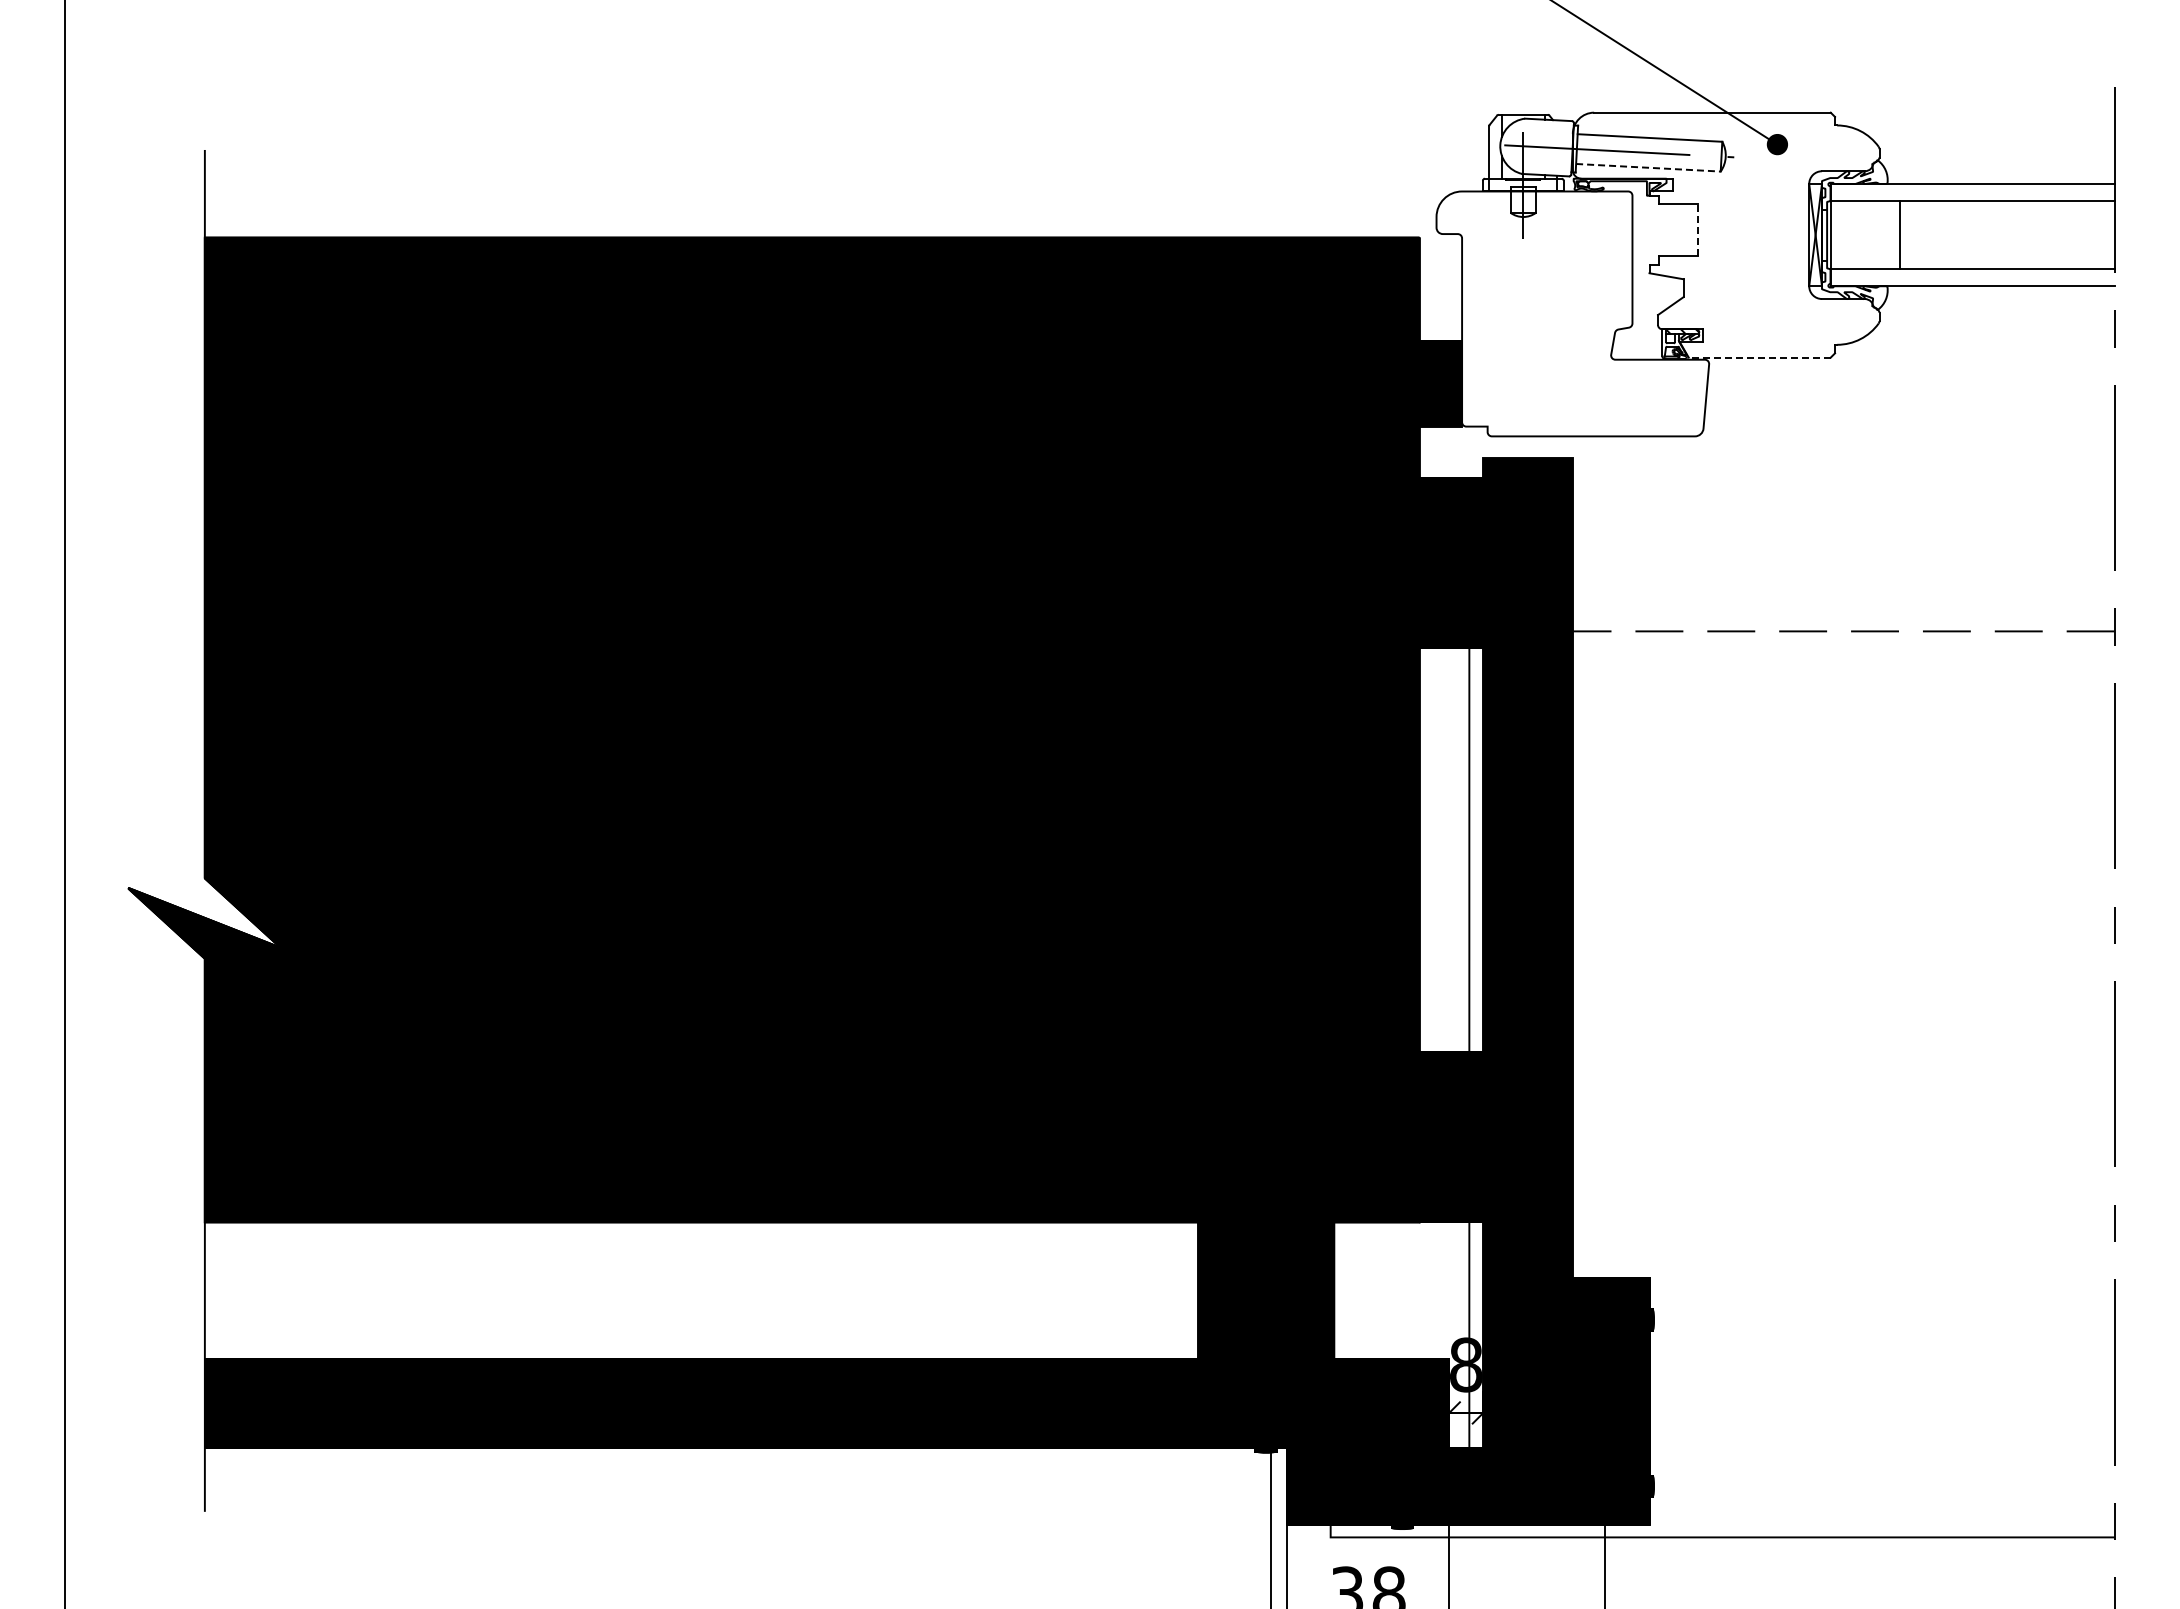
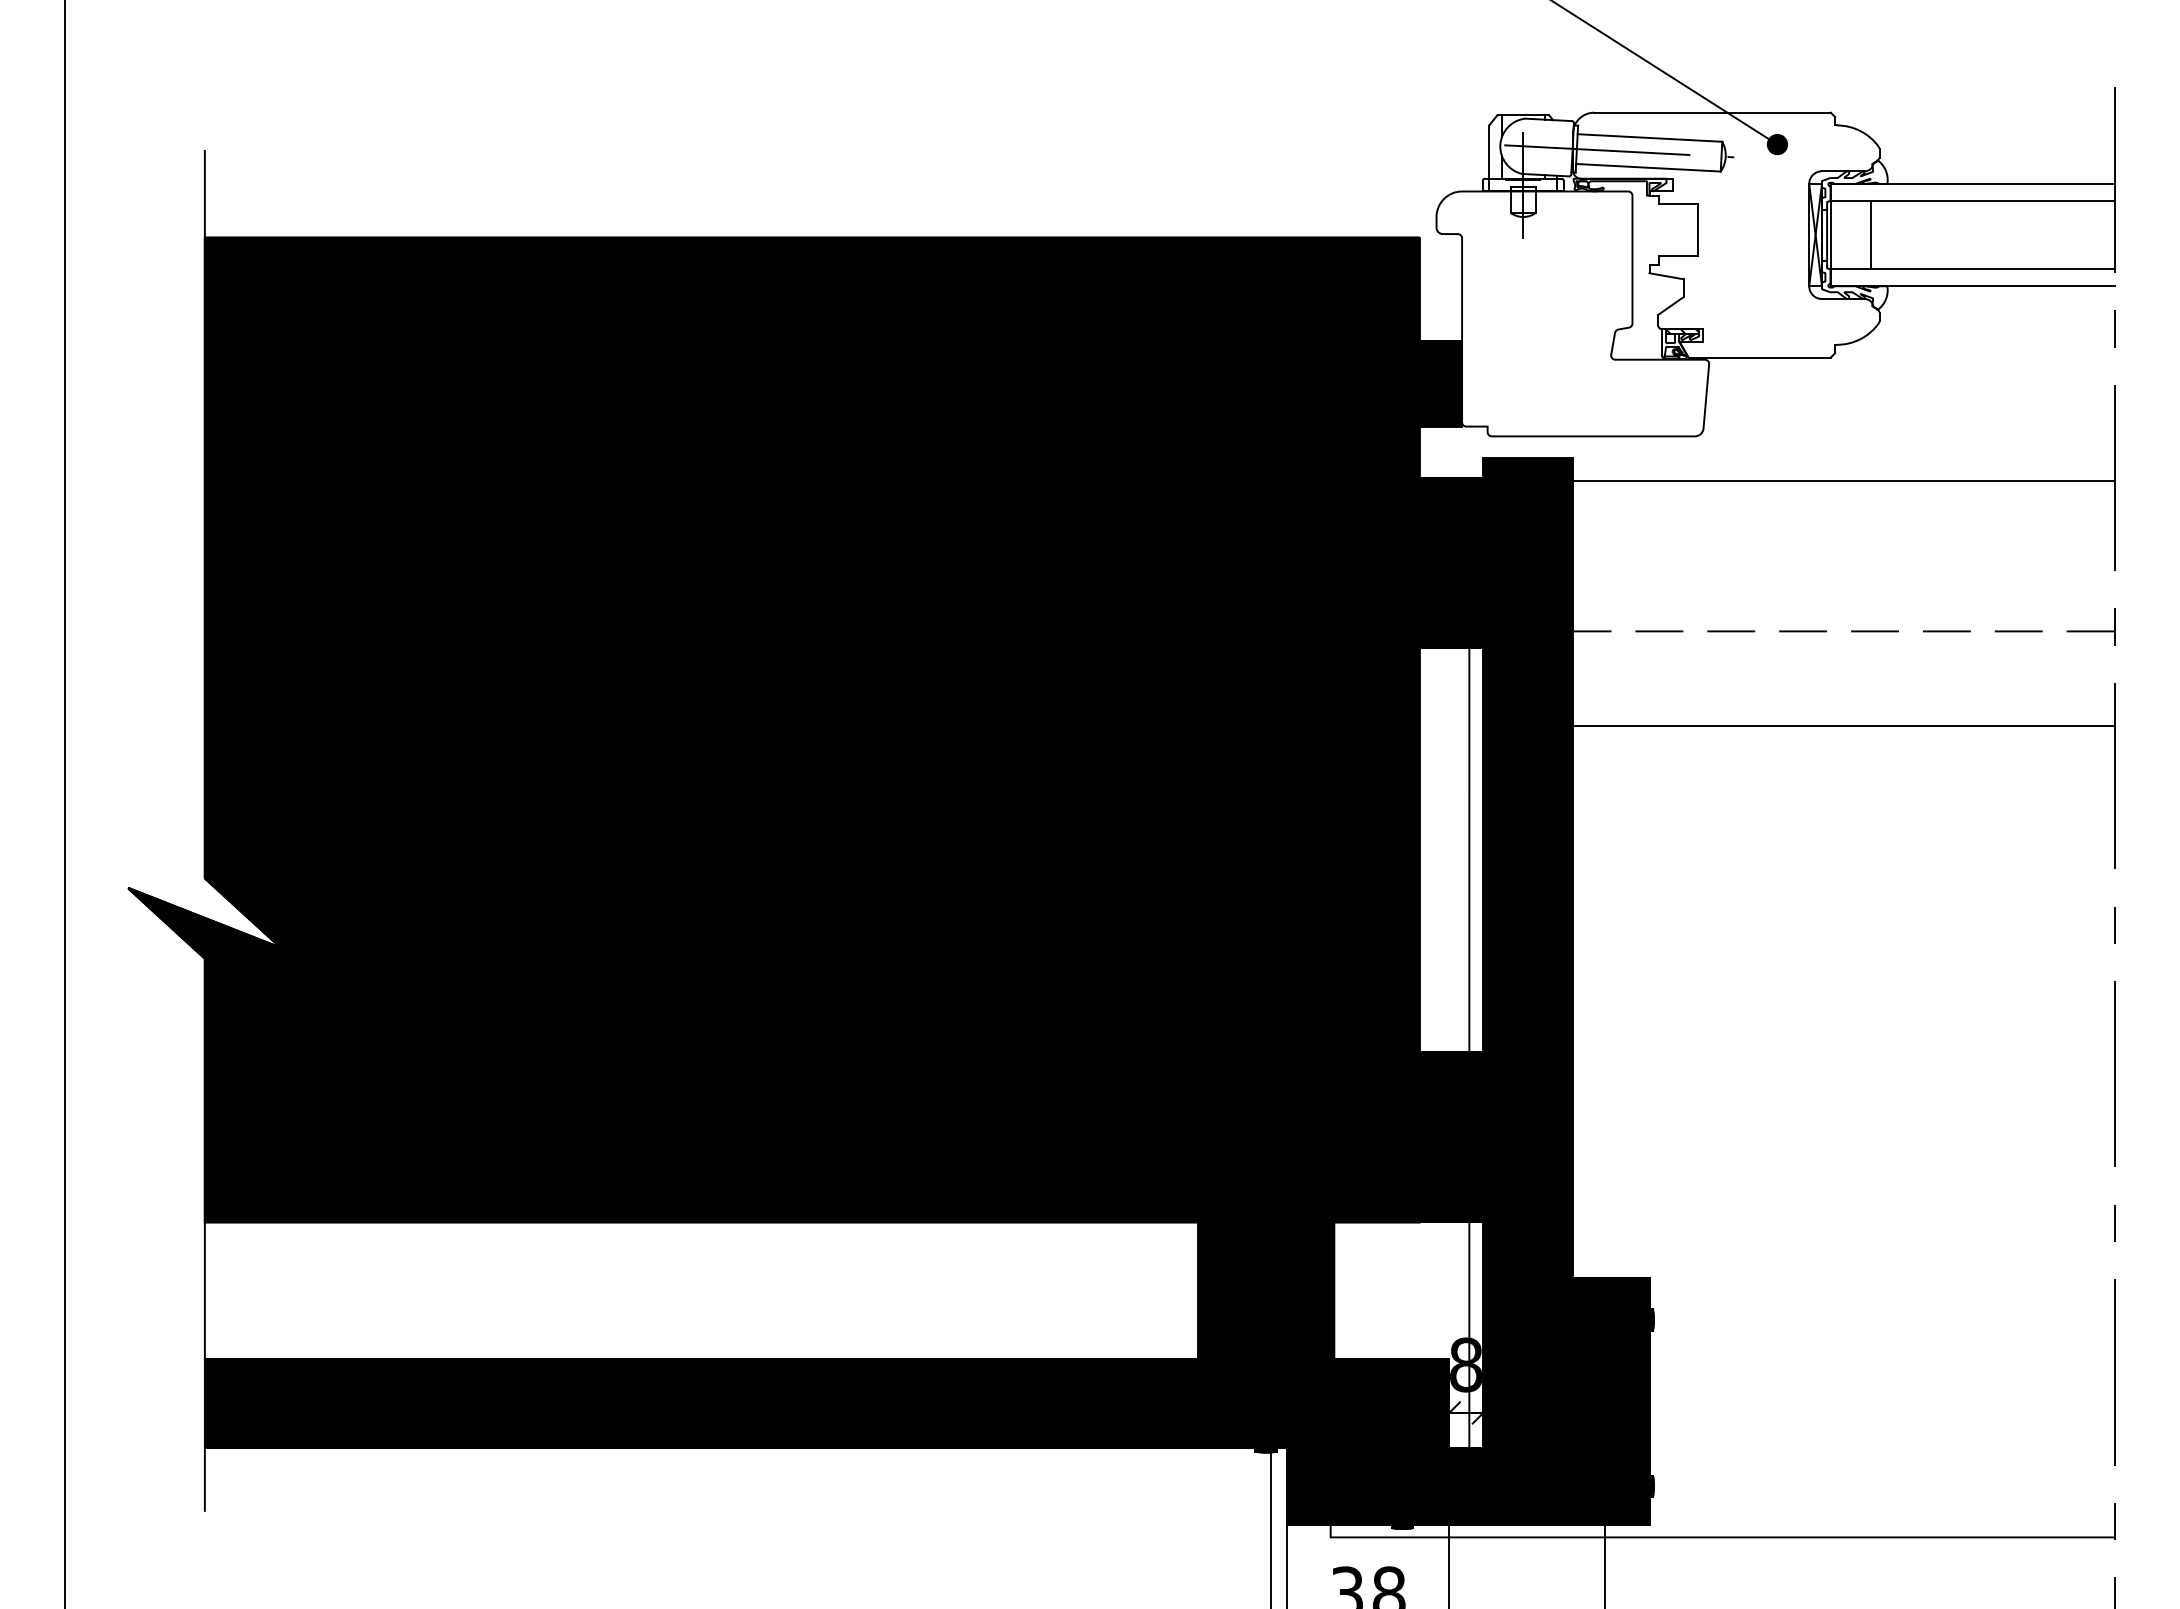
line: dashed -> solid (1648, 167)
line: dashed -> solid (1698, 230)
line position: (1899, 235) -> (1870, 235) (1870, 235)
line: dashed -> solid (1759, 357)
line: none -> present (1843, 480)
line: none -> present (1843, 726)
